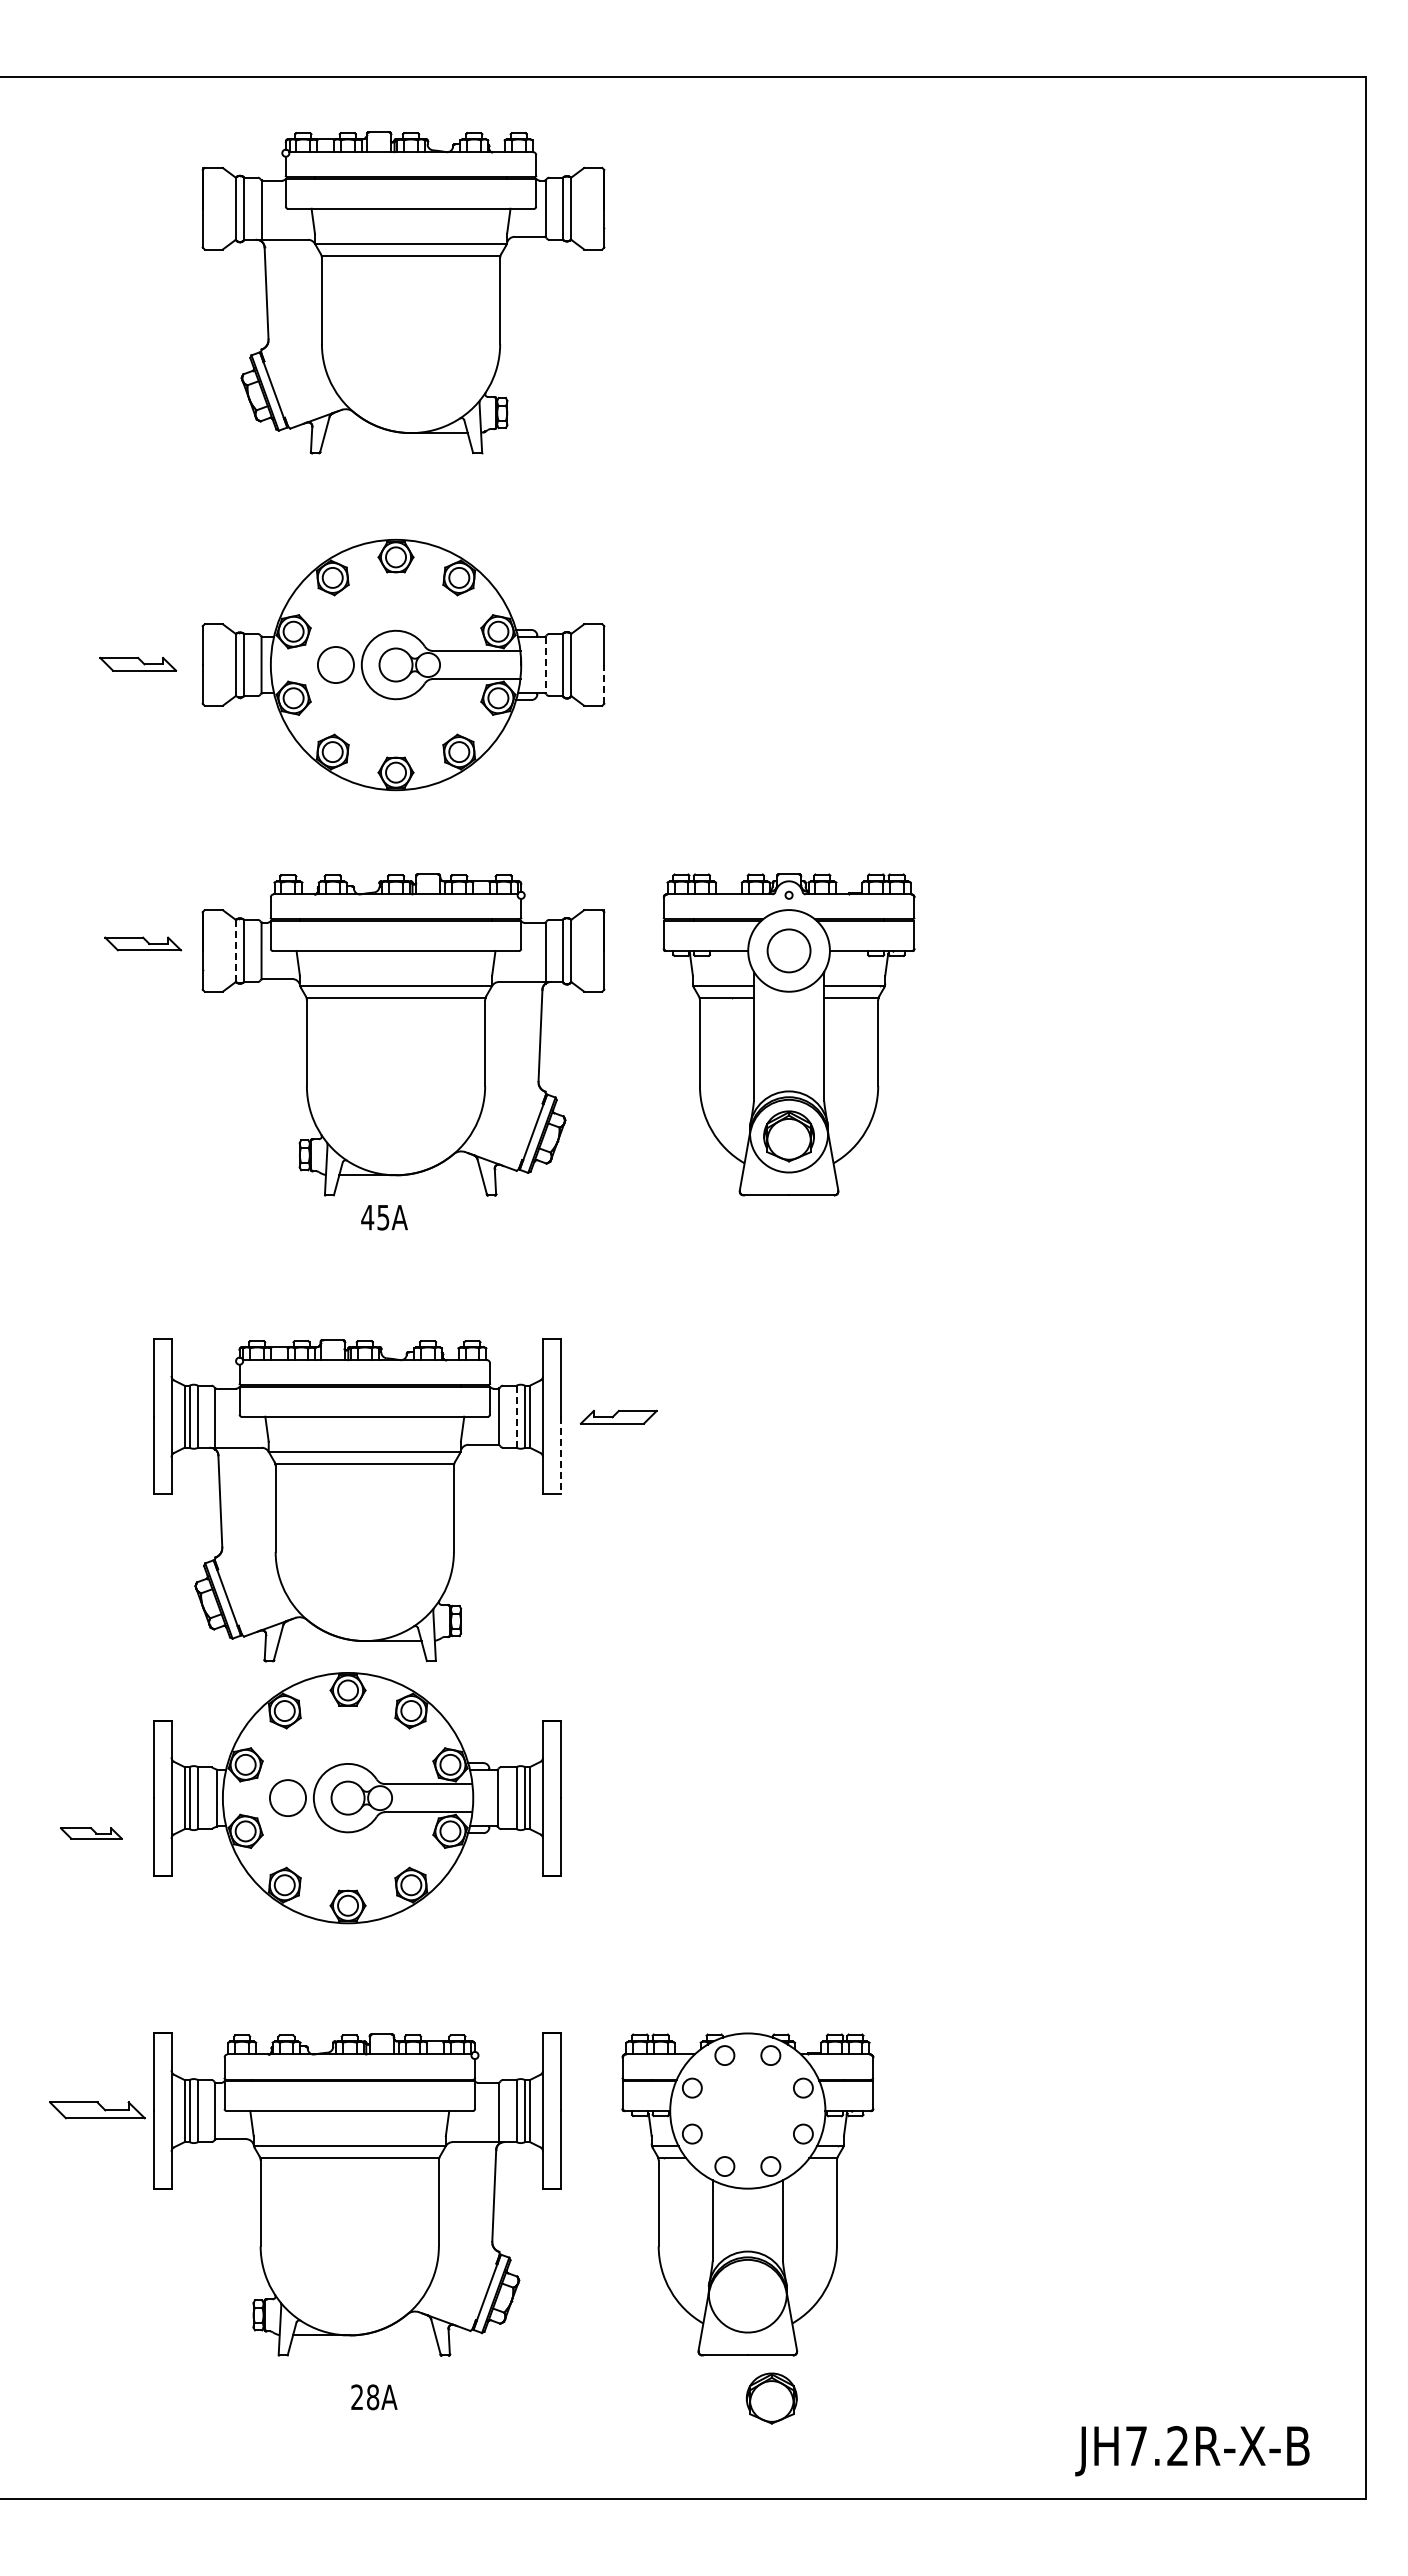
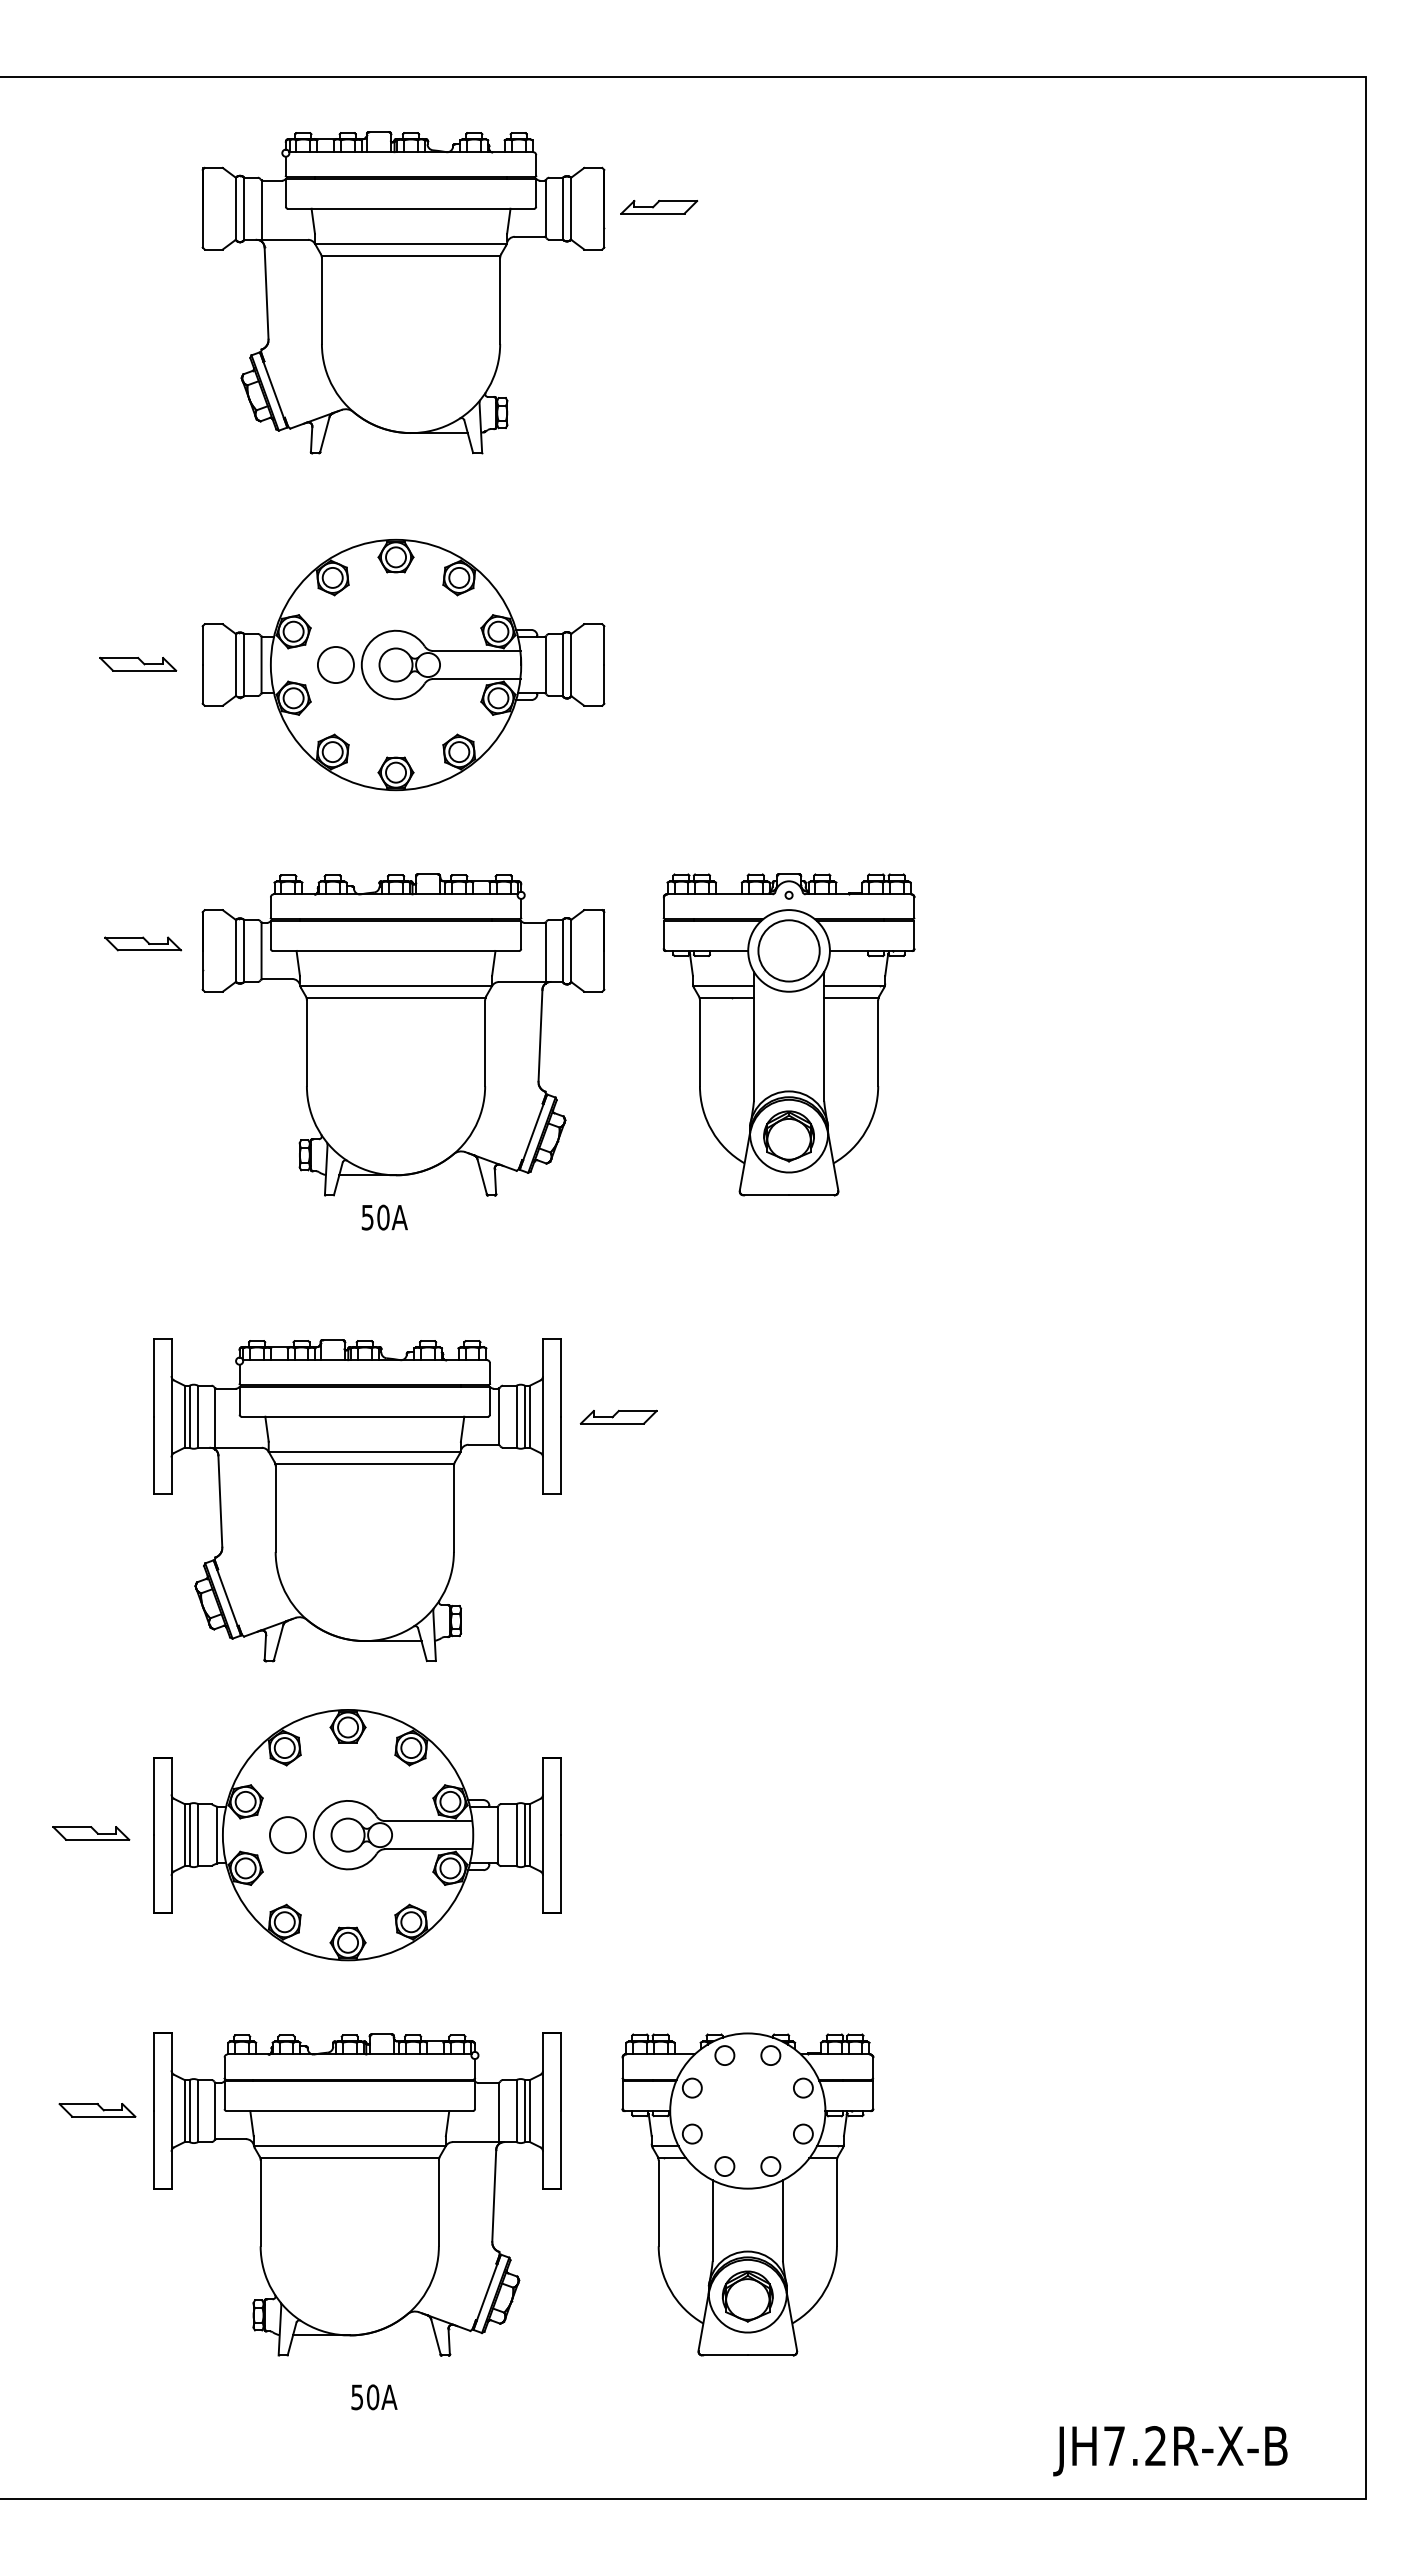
part: none -> present (659, 207)
line: dashed -> solid (545, 665)
line: dashed -> solid (604, 683)
circle diameter: 43 px -> 61 px (788, 950)
line: dashed -> solid (235, 951)
text: 45A -> 50A (375, 1217)
line: dashed -> solid (516, 1417)
line: dashed -> solid (561, 1455)
part position: (357, 1798) -> (357, 1835) (357, 1835)
part size: 63x13 px -> 79x15 px (91, 1833)
part size: 97x19 px -> 79x15 px (97, 2110)
text: 28A -> 50A (365, 2397)
part position: (771, 2398) -> (747, 2296) (747, 2296)
text position: (1192, 2451) -> (1170, 2451) (1170, 2451)
